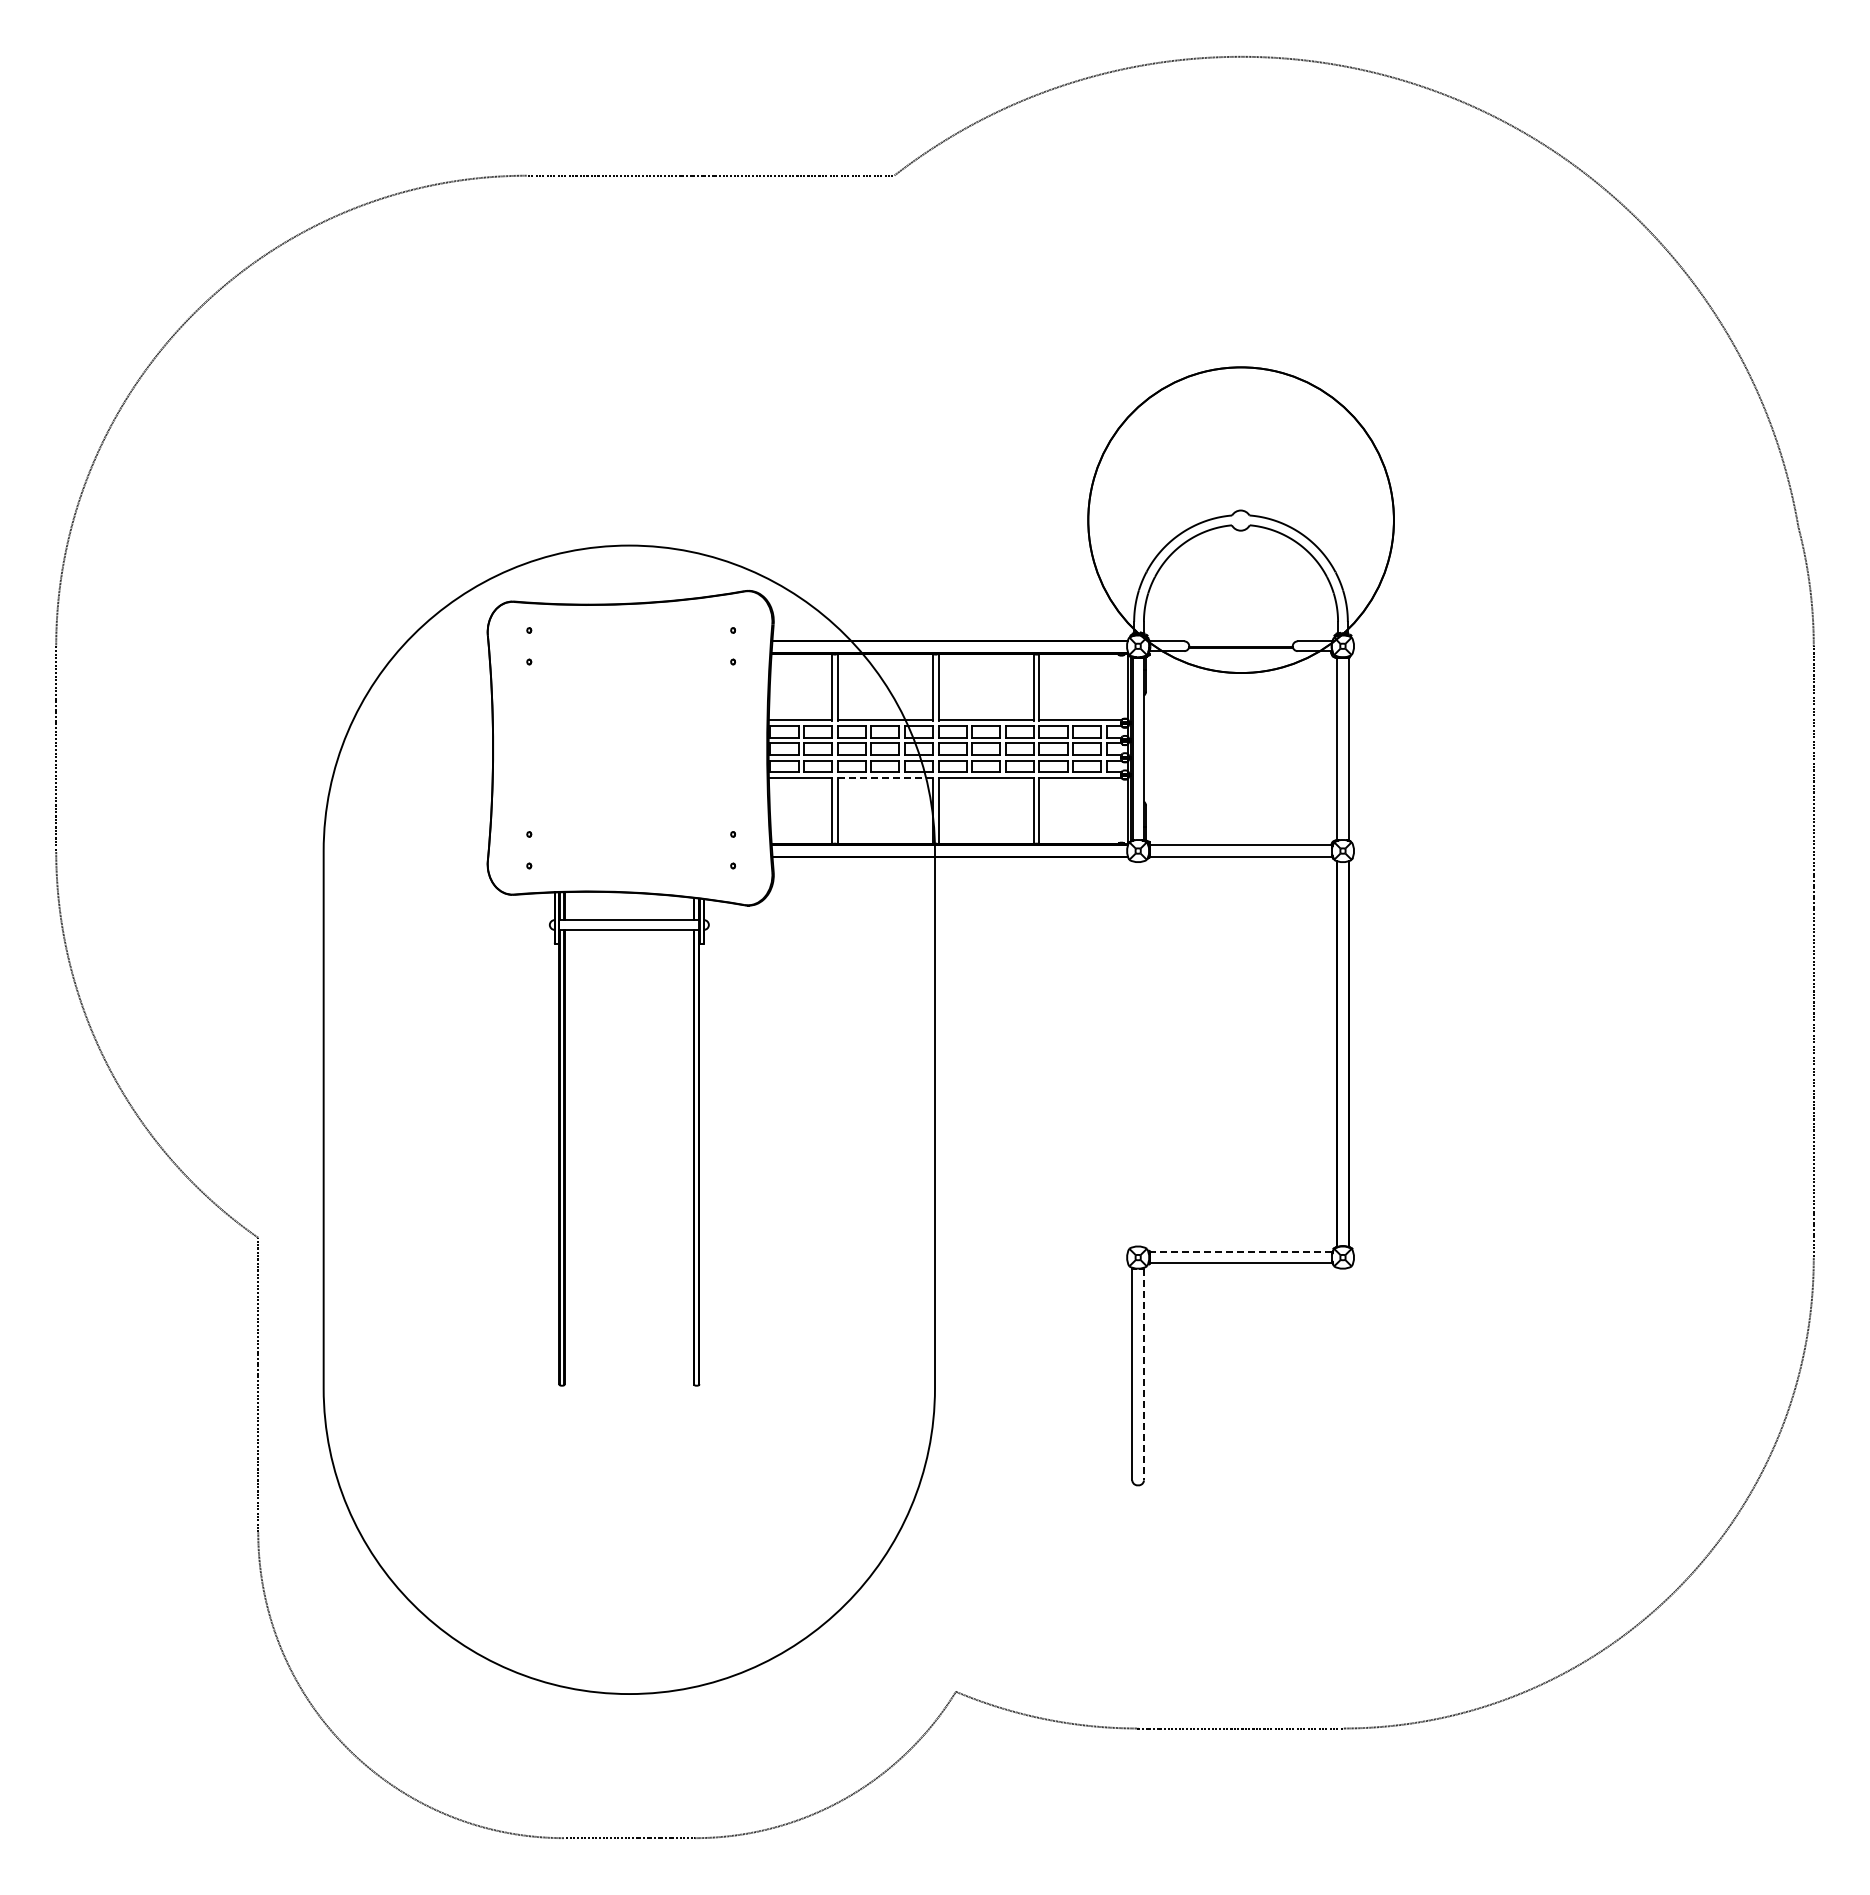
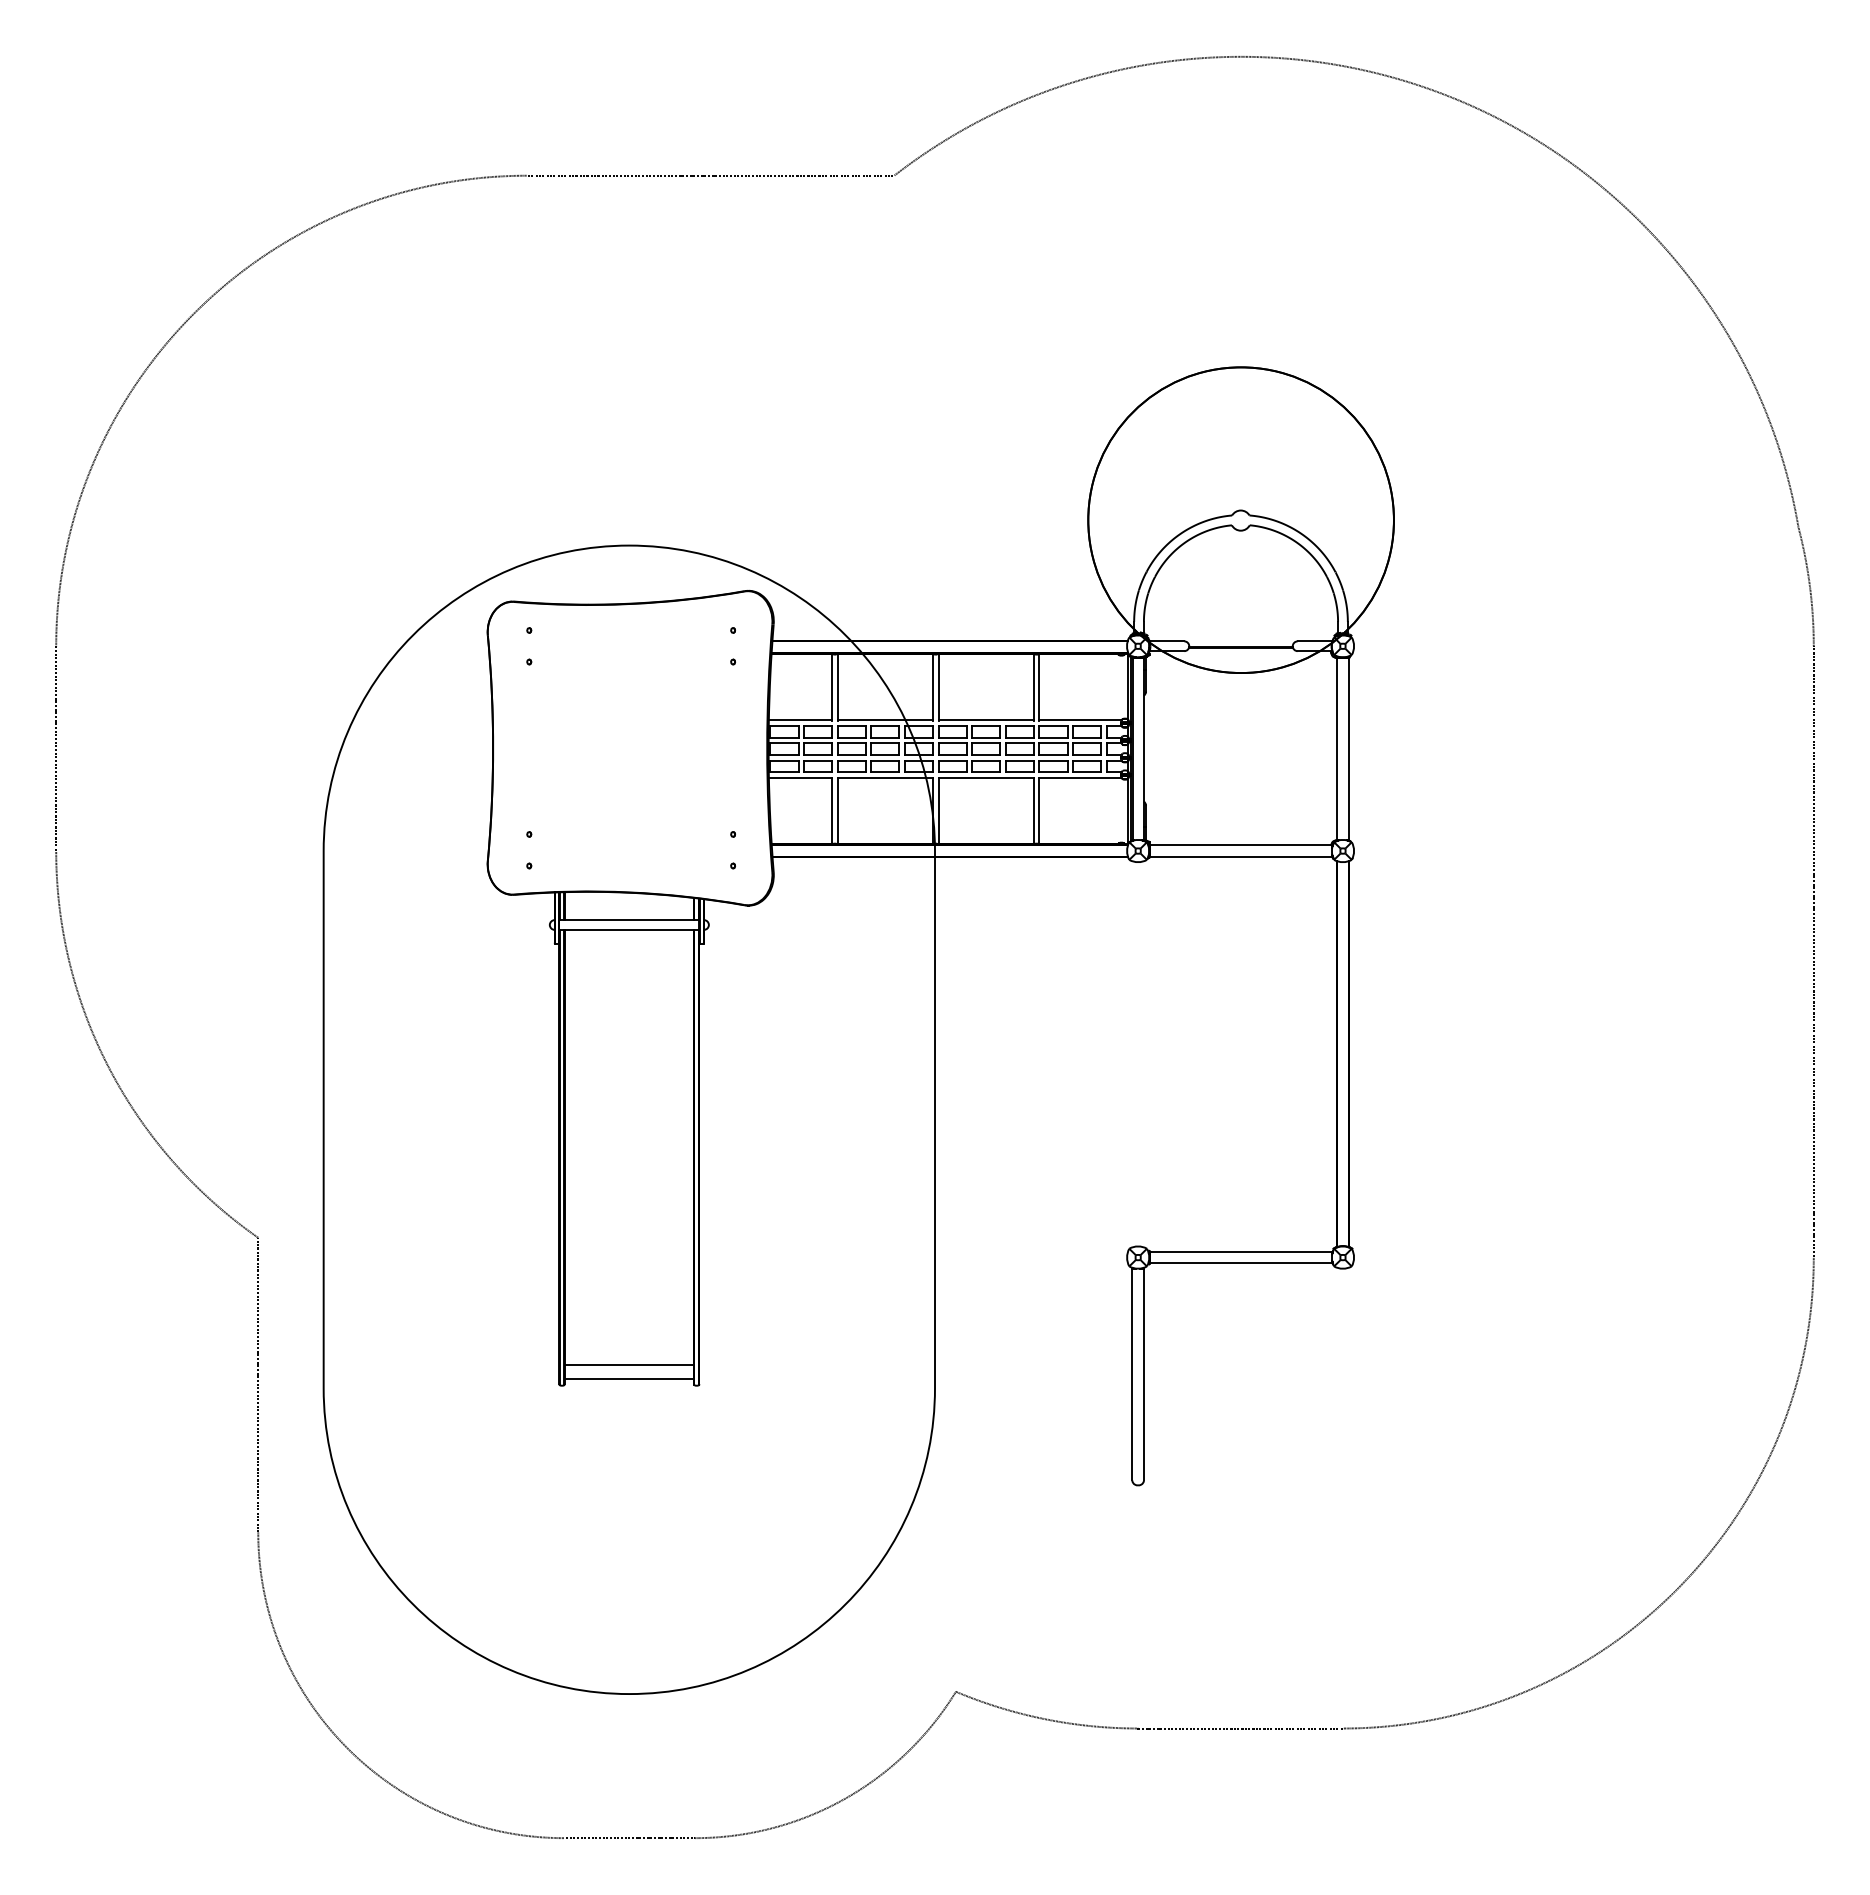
line: dashed -> solid (885, 777)
line: dashed -> solid (1241, 1251)
line: none -> present (629, 1365)
line: dashed -> solid (1143, 1374)
line: none -> present (629, 1379)
